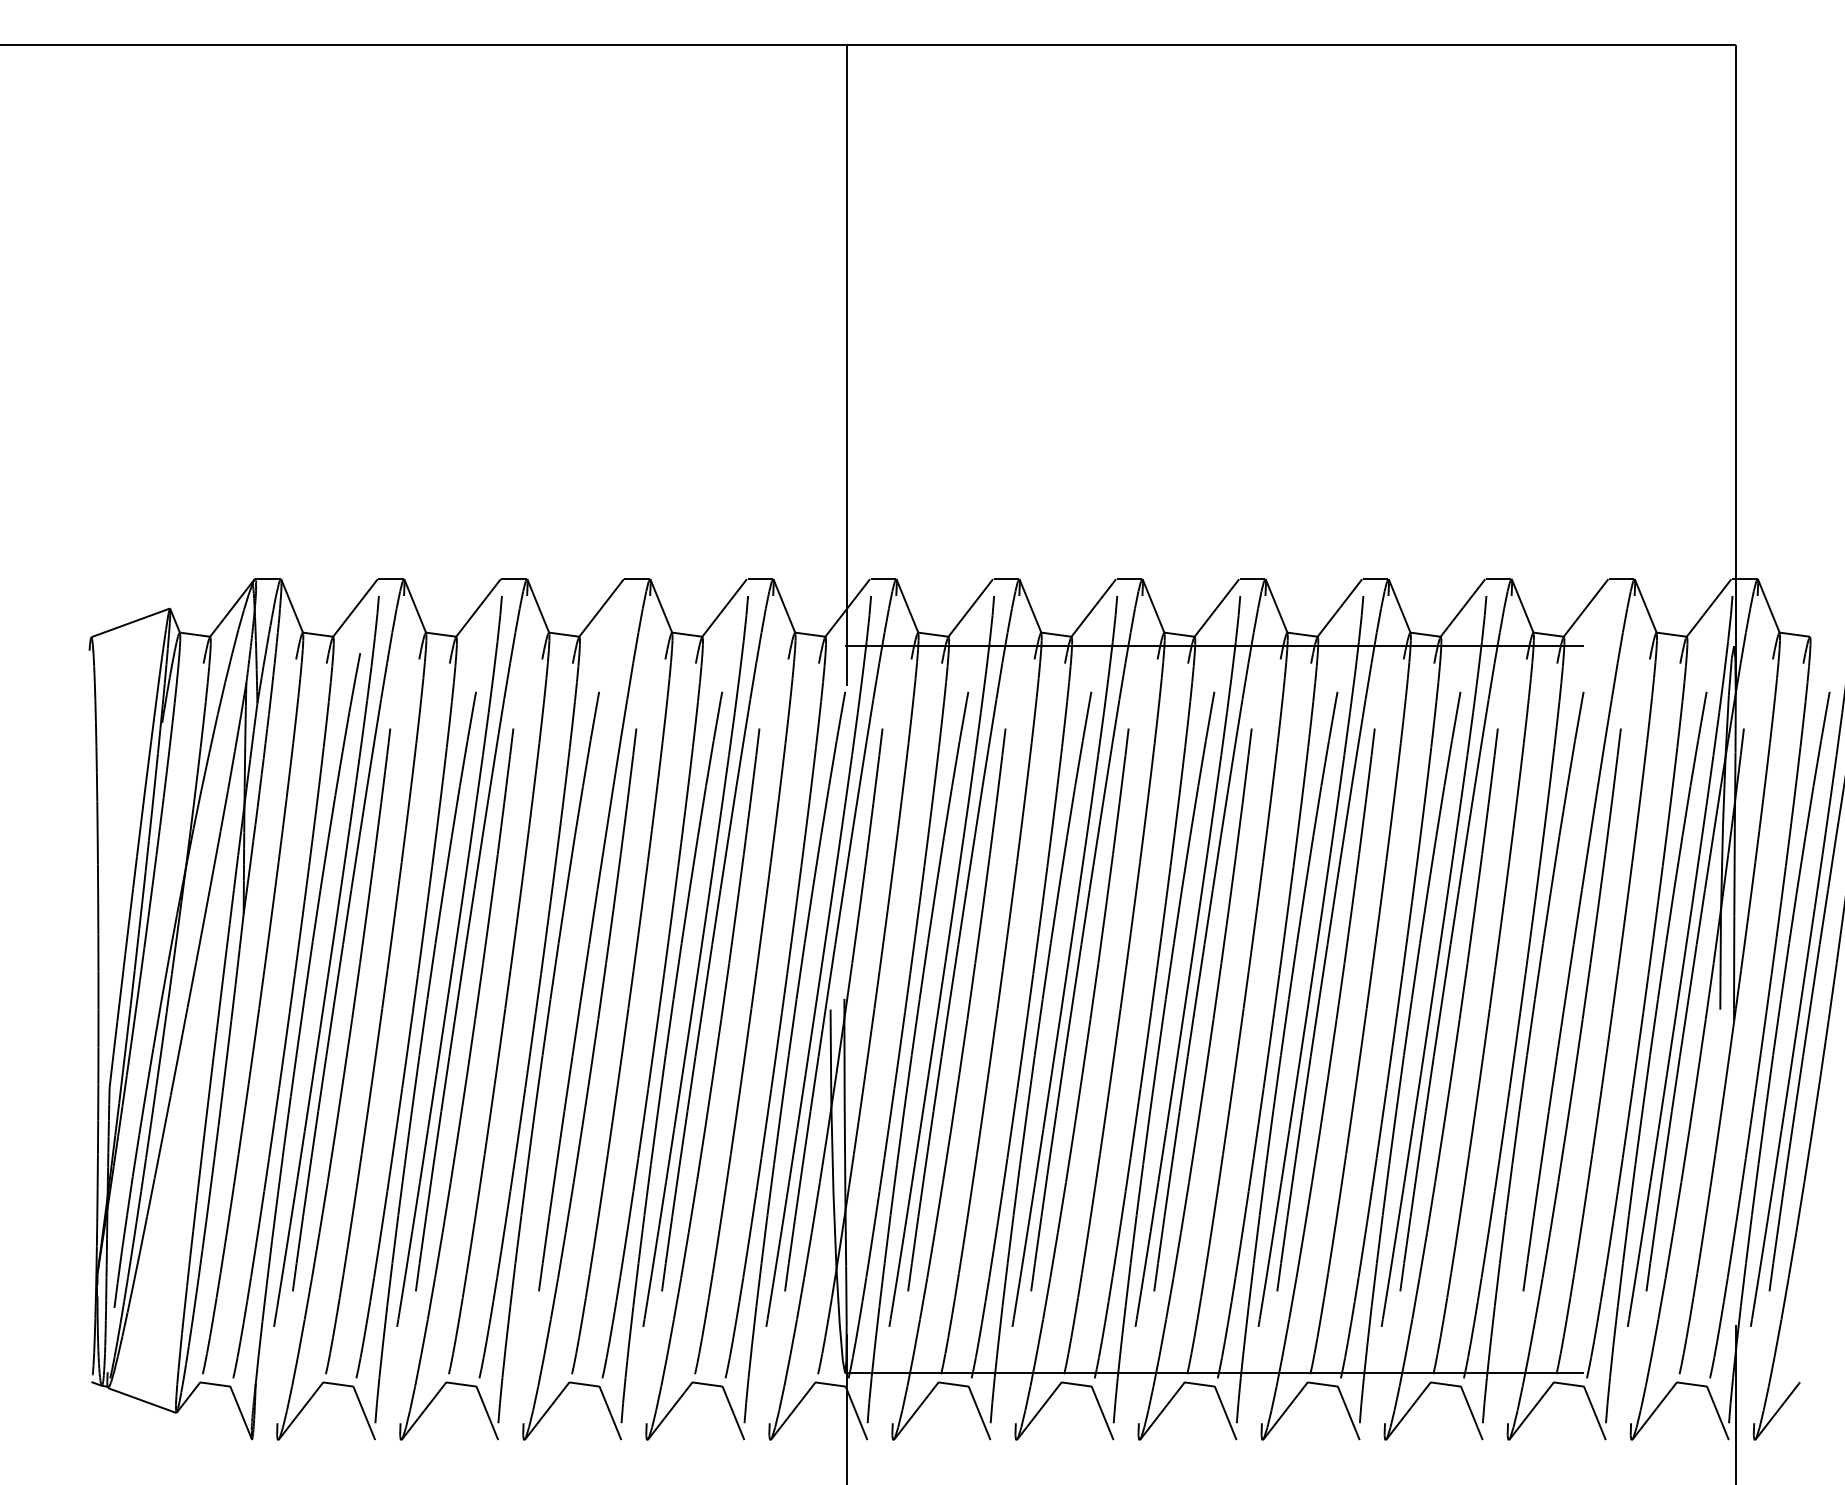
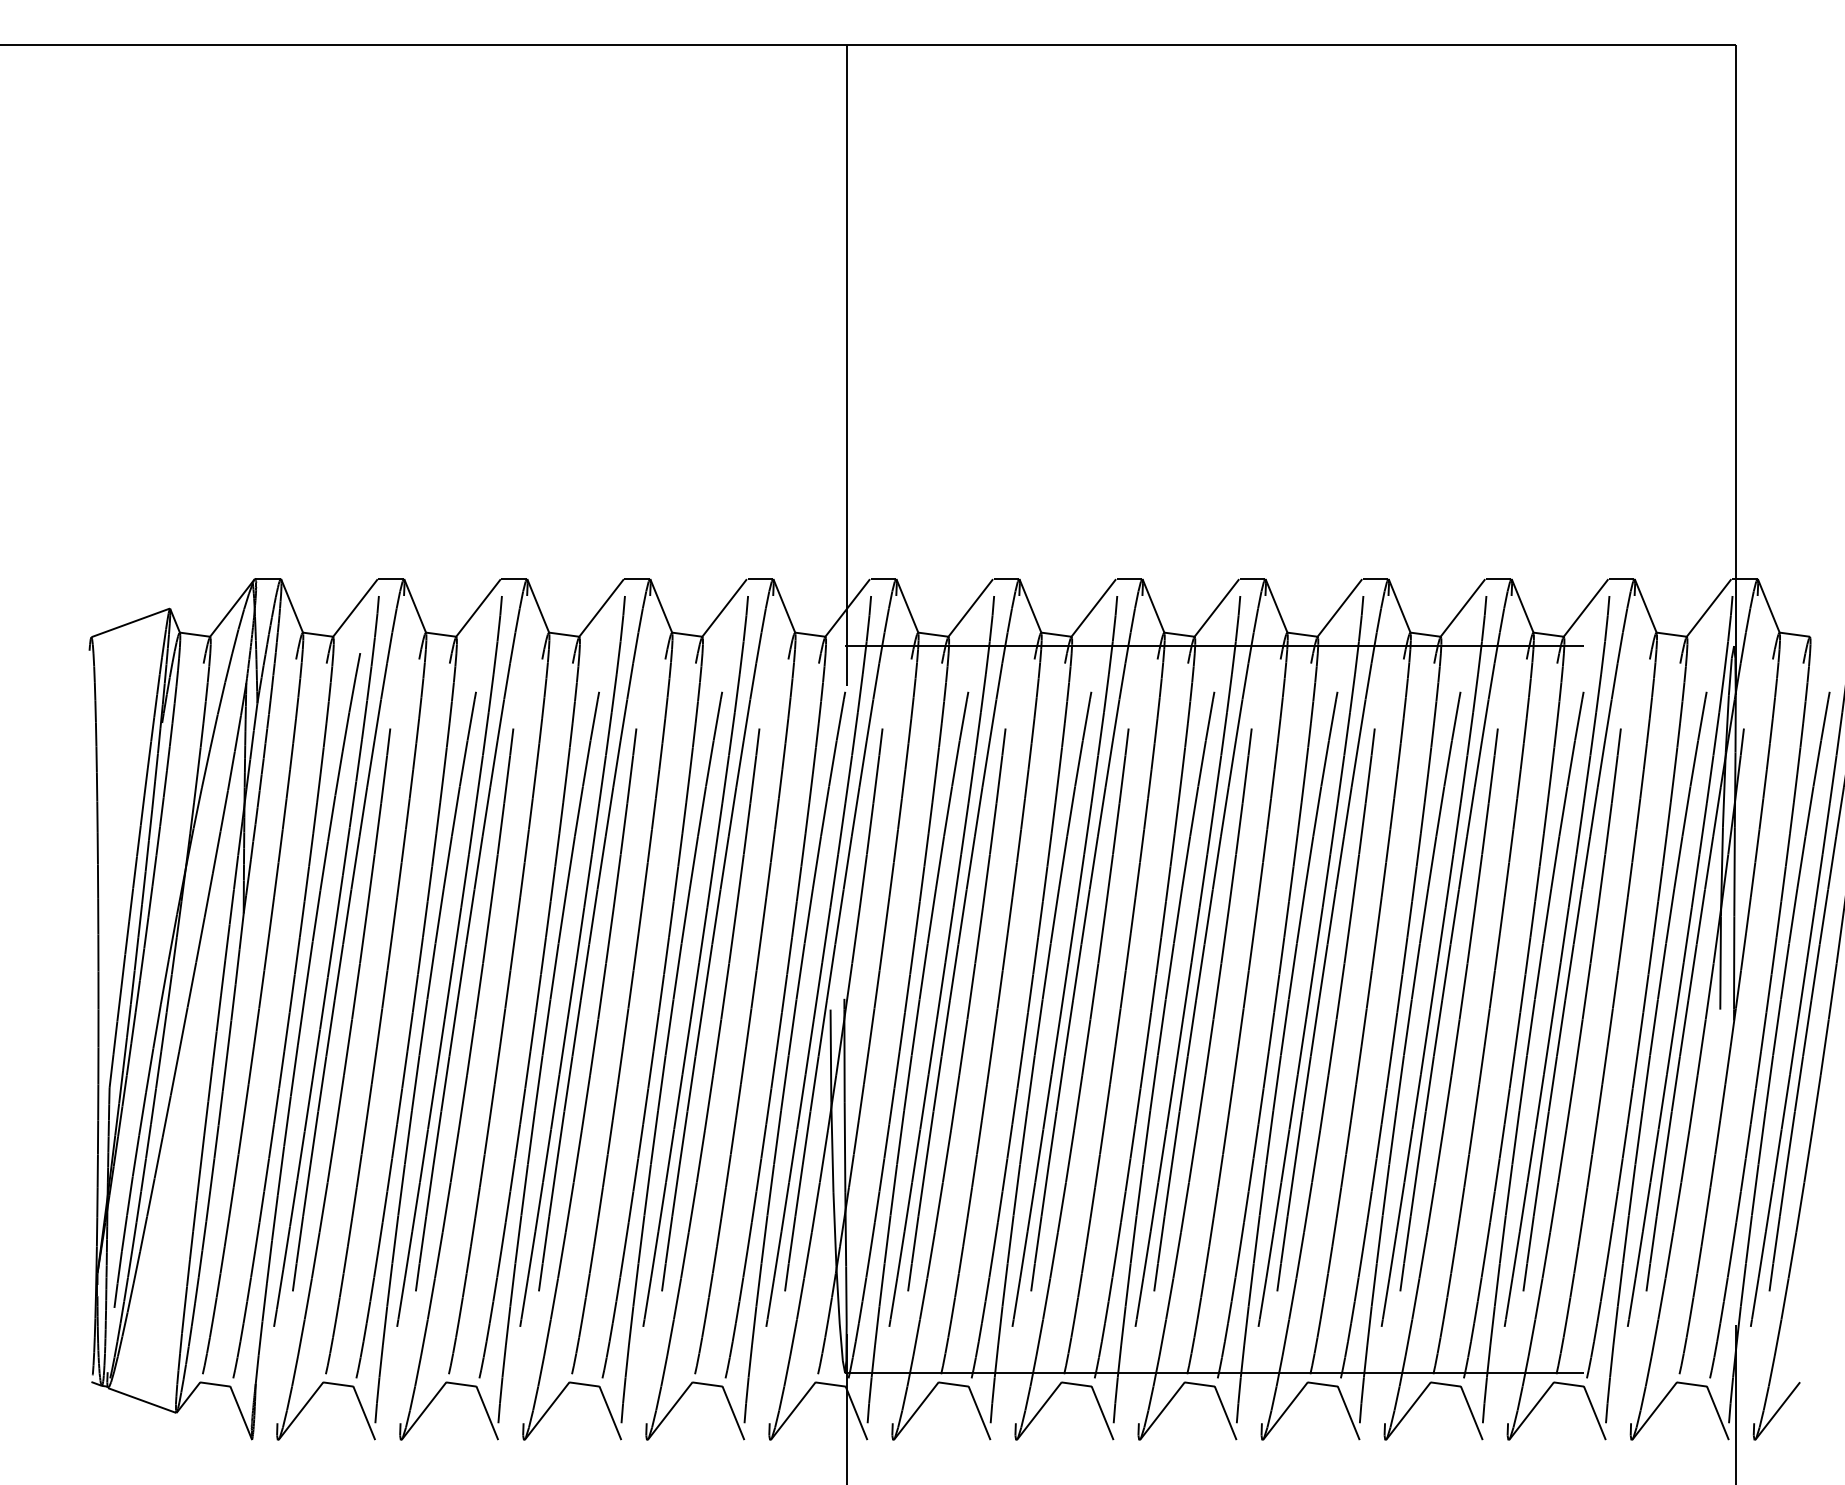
curve: none -> present (575, 961)
curve: none -> present (1559, 961)
